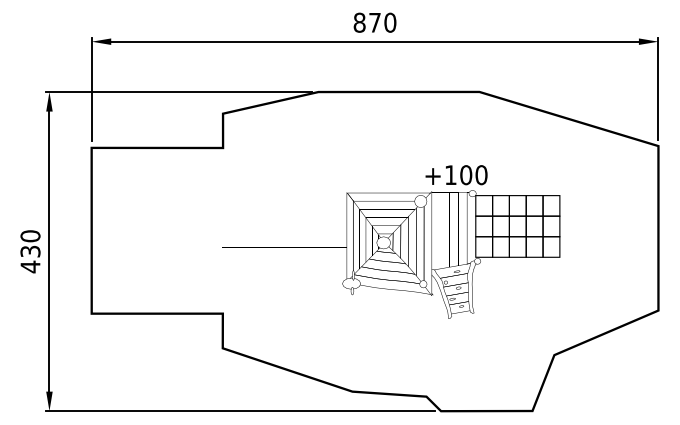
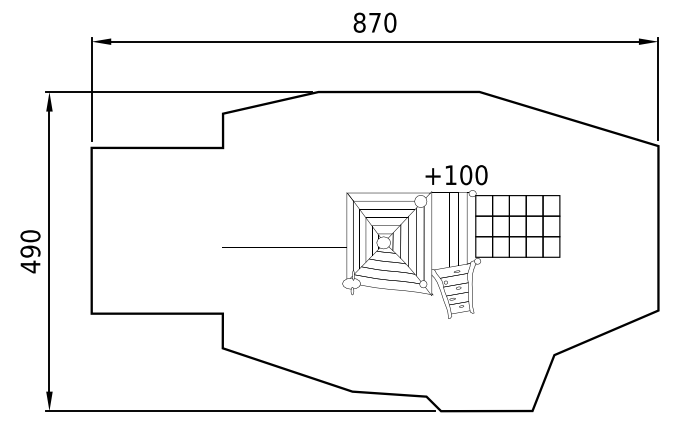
text: 430 -> 490 (30, 251)
